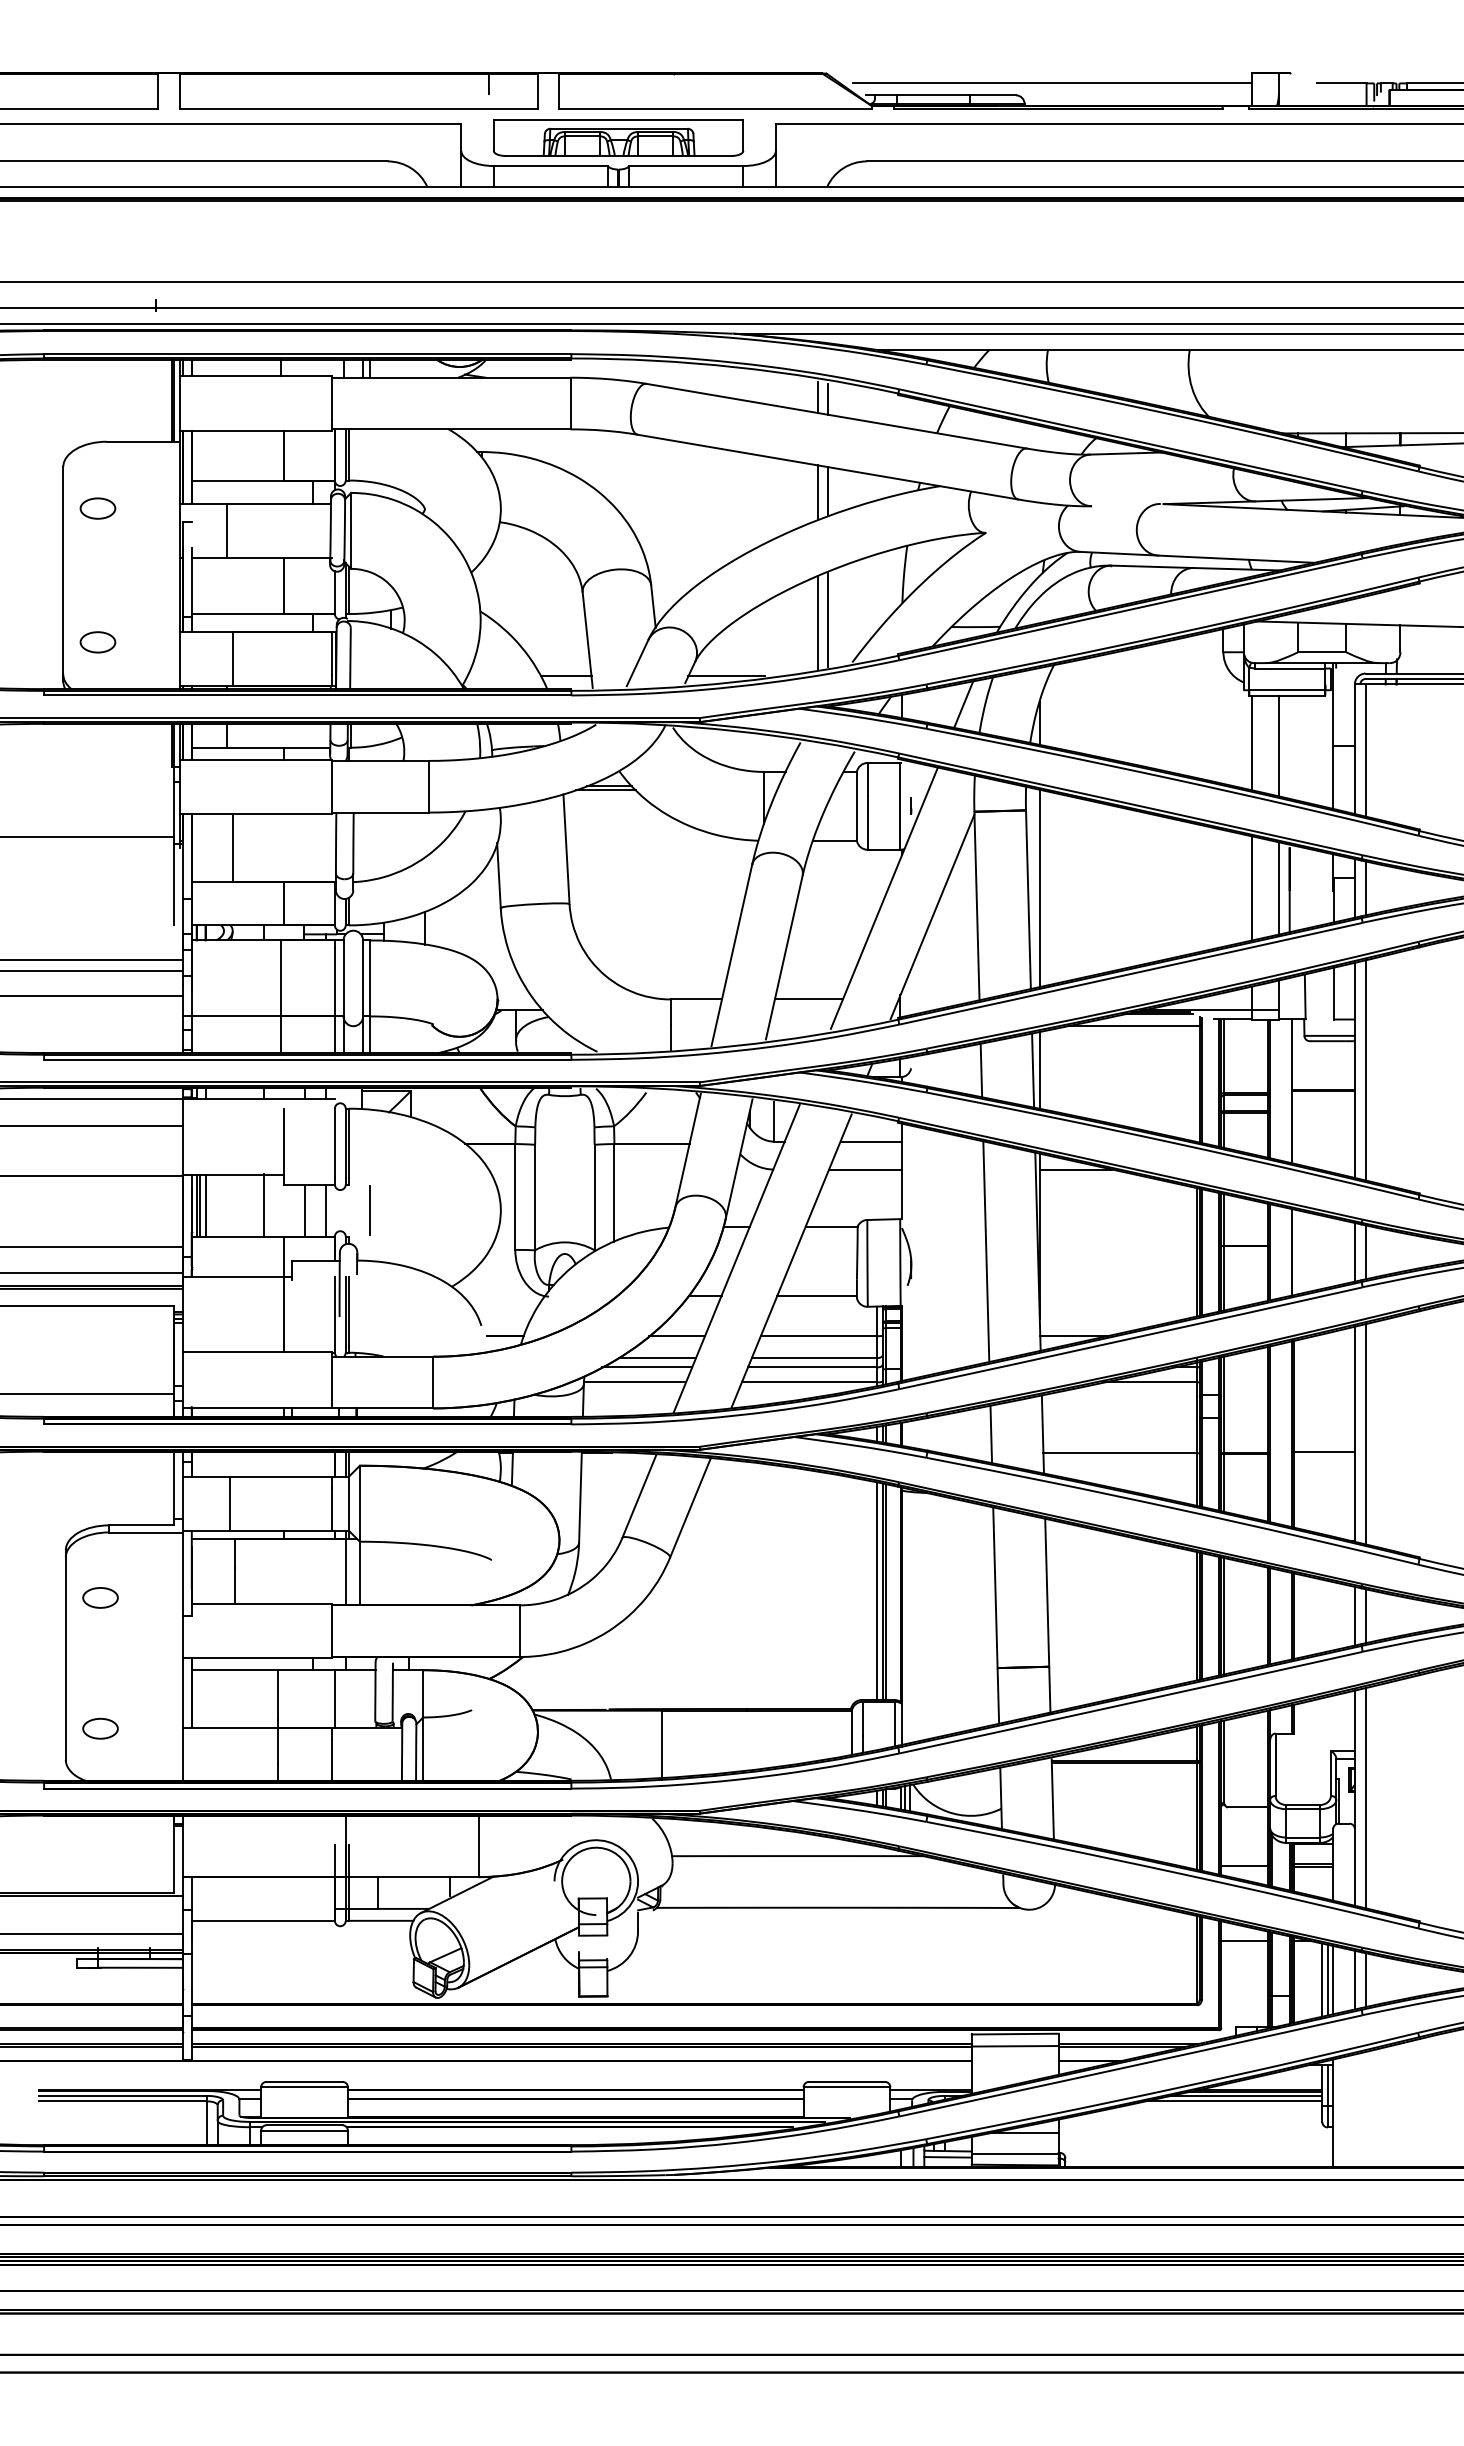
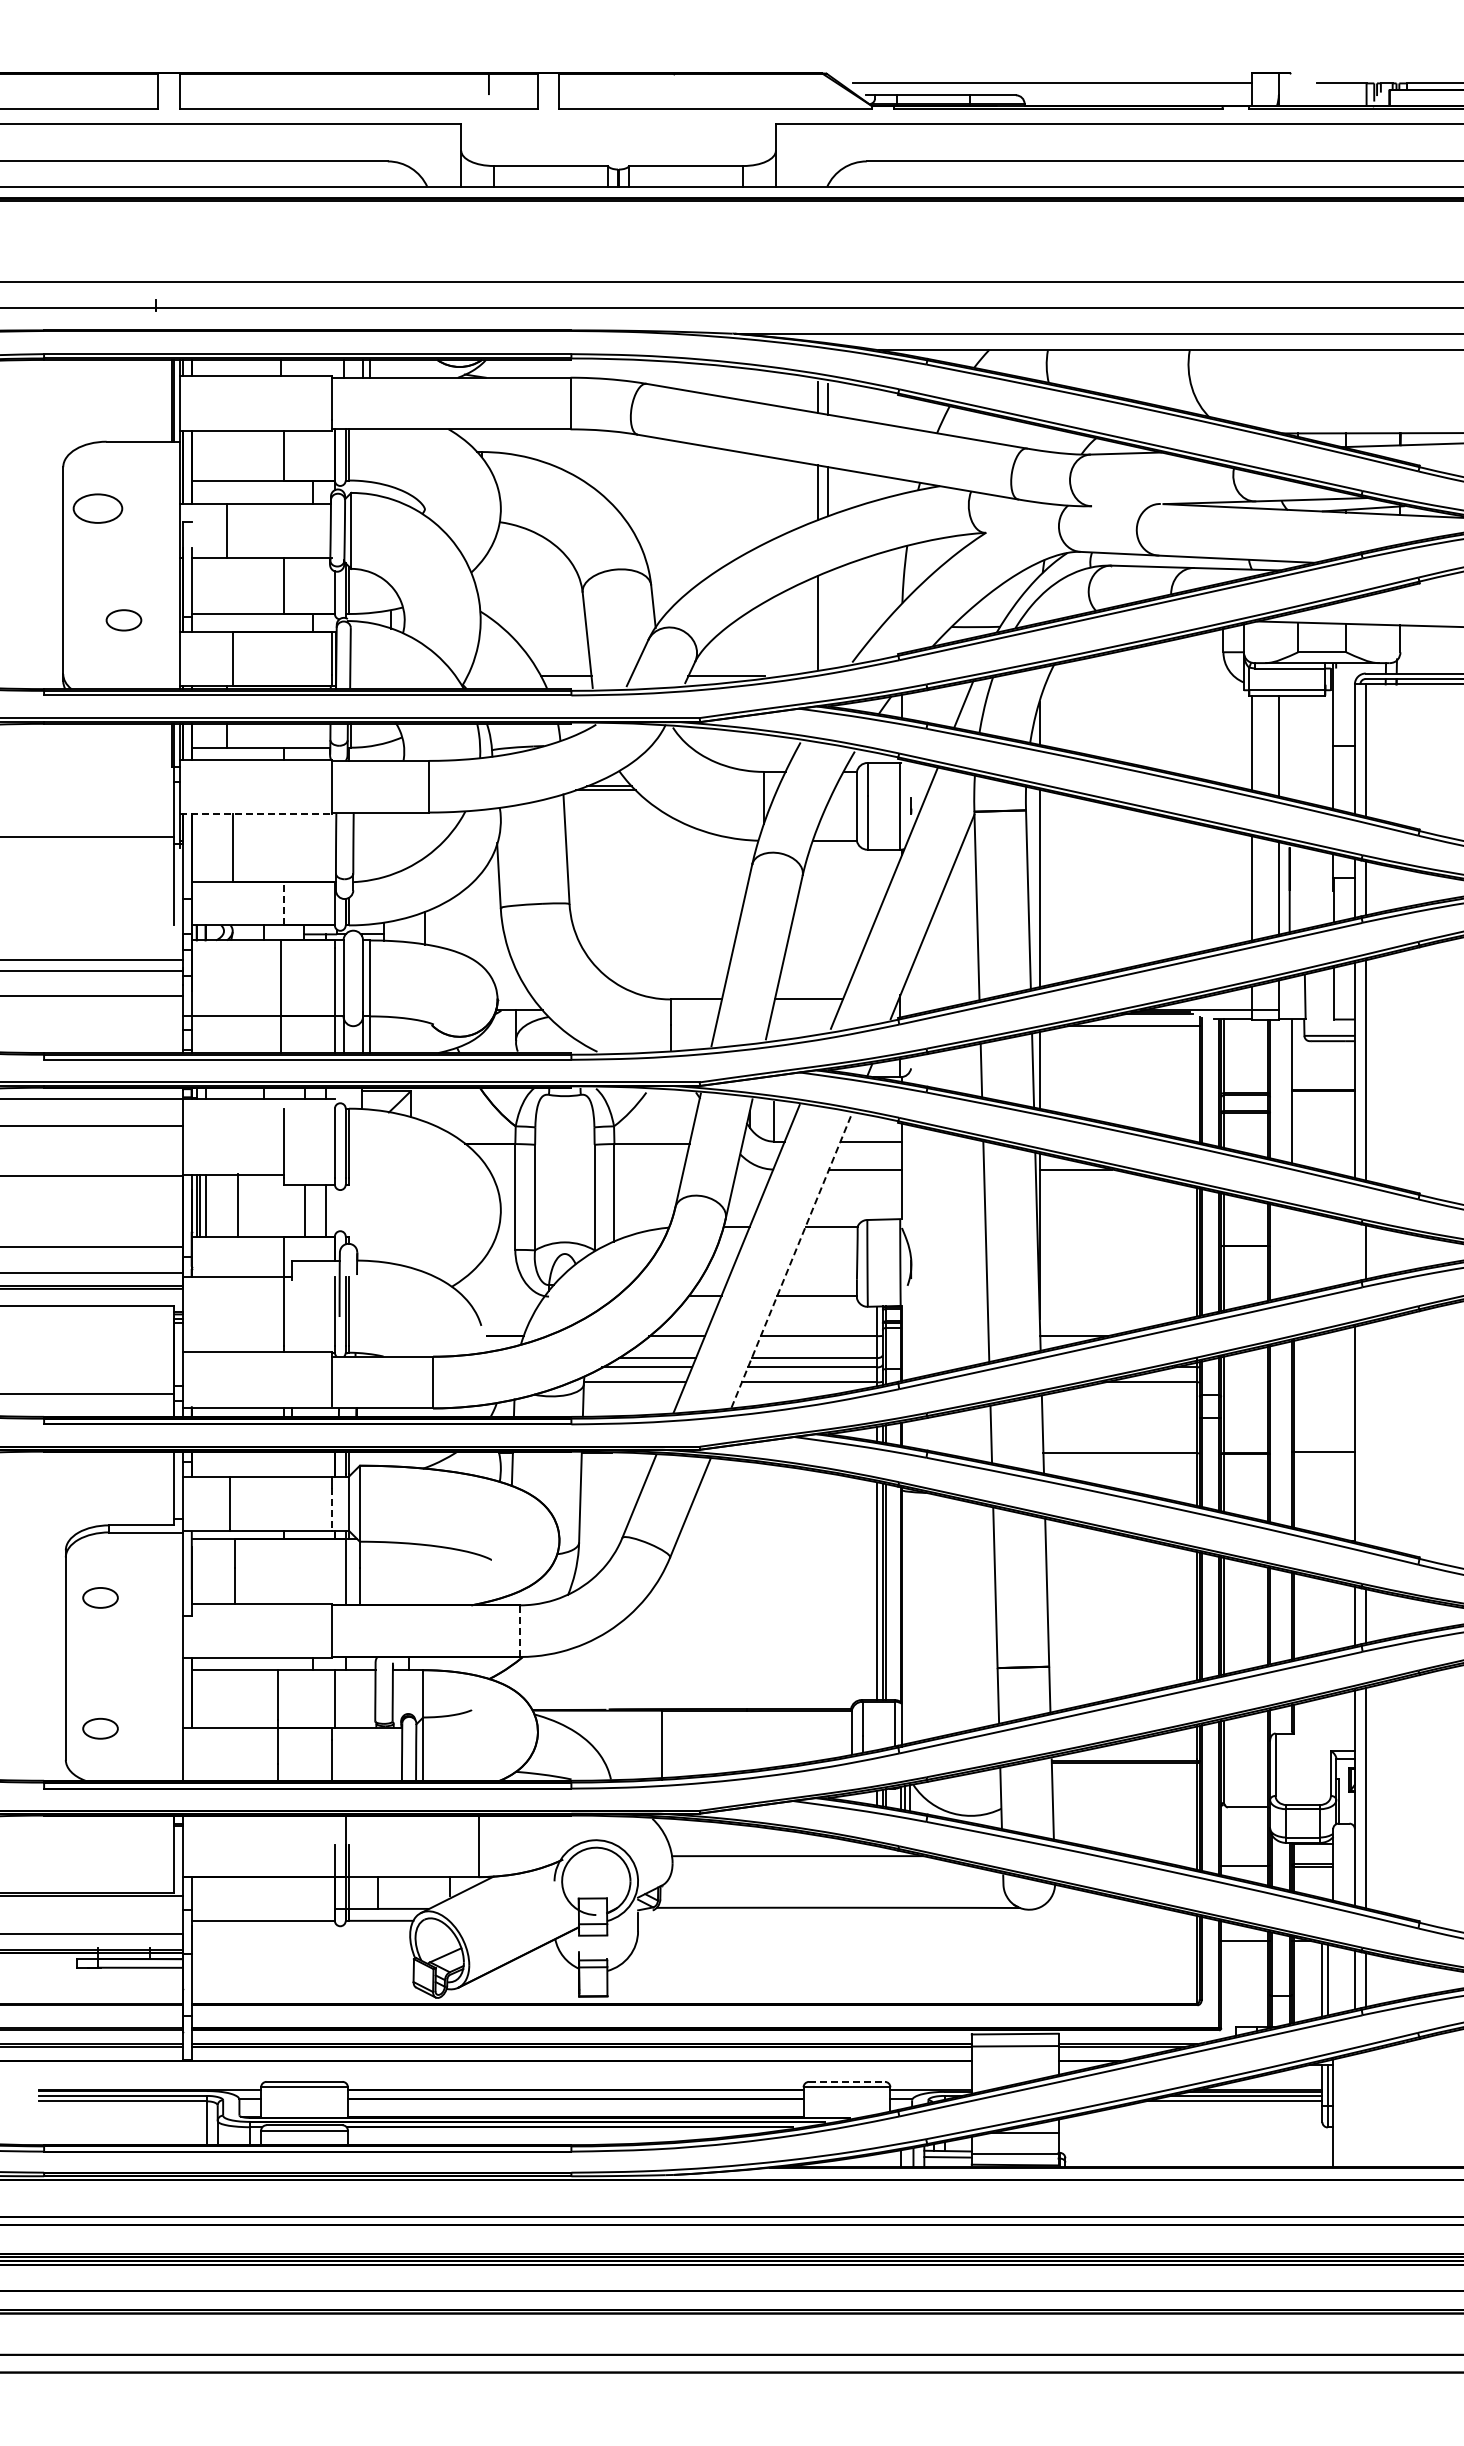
part: present -> none (618, 137)
line: present -> none (731, 324)
part size: 38x23 px -> 52x31 px (97, 508)
line: present -> none (827, 619)
part position: (97, 642) -> (123, 620) (123, 620)
line: solid -> dashed (256, 813)
line: solid -> dashed (283, 903)
line position: (264, 1205) -> (238, 1205) (238, 1205)
line: present -> none (369, 1210)
line: present -> none (1354, 1251)
line: present -> none (1291, 1252)
line: solid -> dashed (791, 1261)
line: present -> none (1365, 1433)
line: solid -> dashed (332, 1510)
line: solid -> dashed (520, 1631)
line: present -> none (1333, 1980)
line: solid -> dashed (846, 2081)
